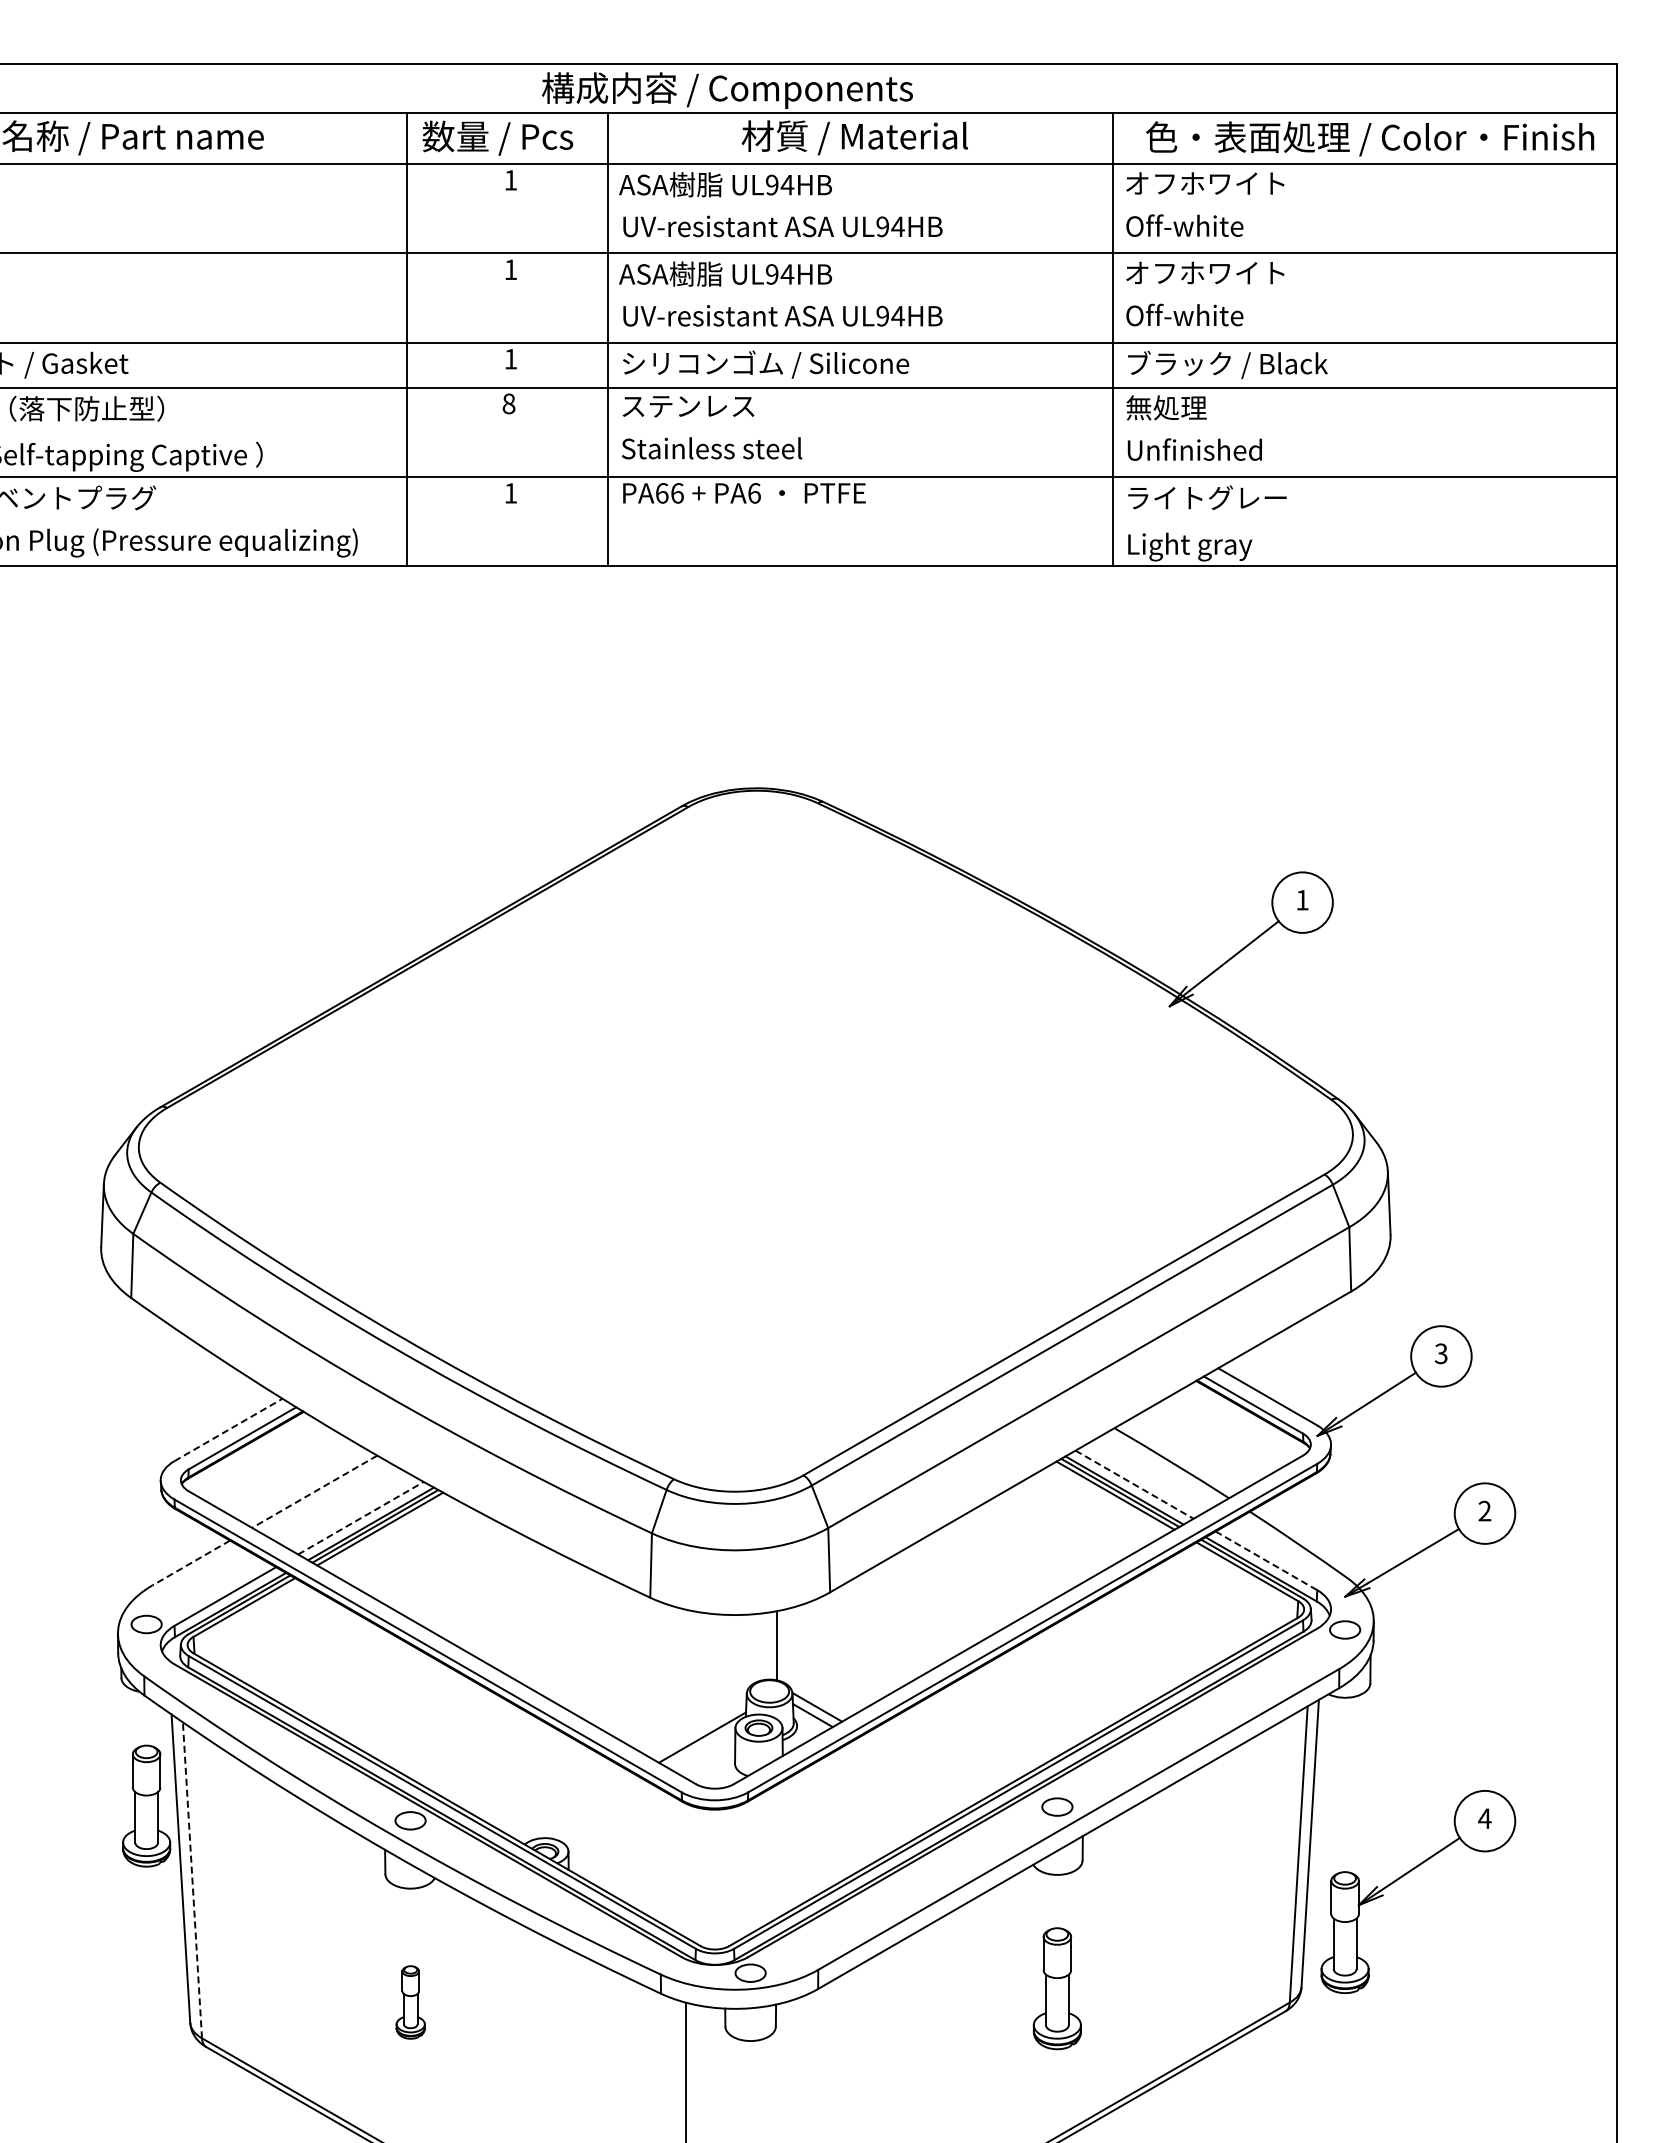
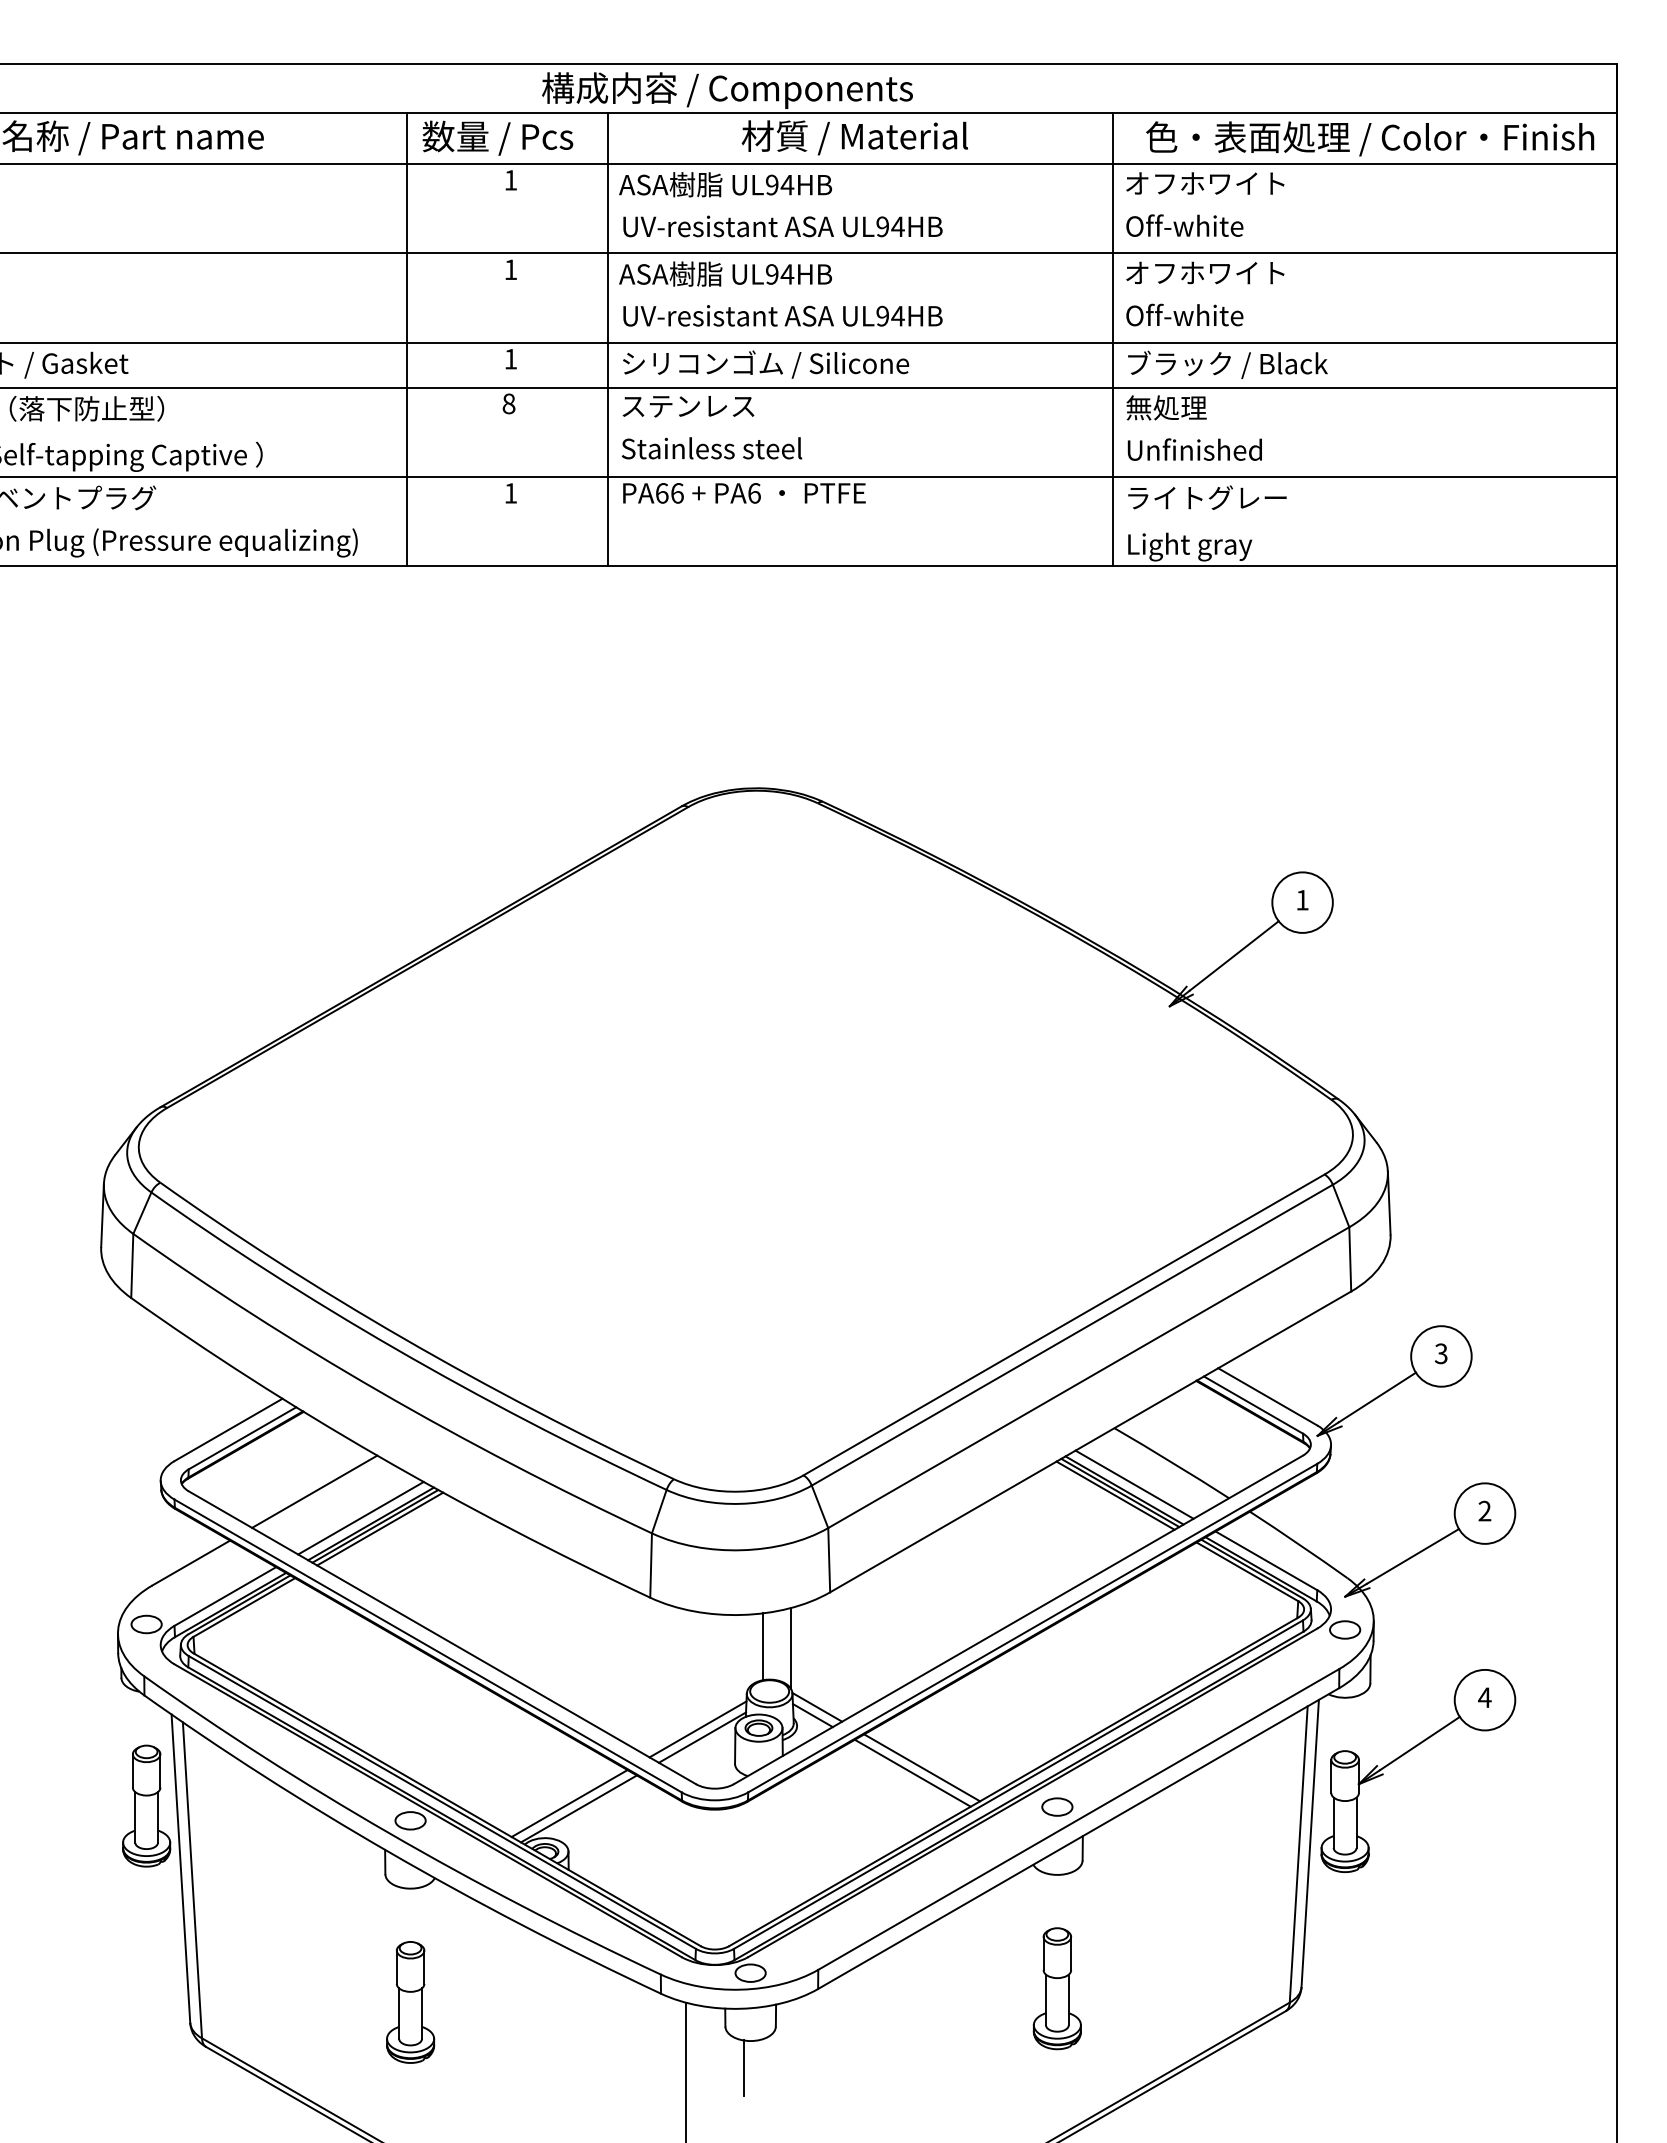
line: dashed -> solid (228, 1429)
line: dashed -> solid (1135, 1484)
line: dashed -> solid (314, 1492)
line: dashed -> solid (360, 1518)
line: dashed -> solid (1266, 1560)
line: dashed -> solid (191, 1563)
line position: (776, 1646) -> (762, 1646) (762, 1646)
line: none -> present (791, 1648)
line: none -> present (697, 1729)
line: none -> present (922, 1767)
line: none -> present (912, 1772)
line: none -> present (569, 1803)
line: none -> present (578, 1808)
part position: (1408, 1873) -> (1408, 1752) (1408, 1752)
line: dashed -> solid (192, 1879)
part size: 31x75 px -> 50x123 px (410, 2002)
line: none -> present (743, 2067)
